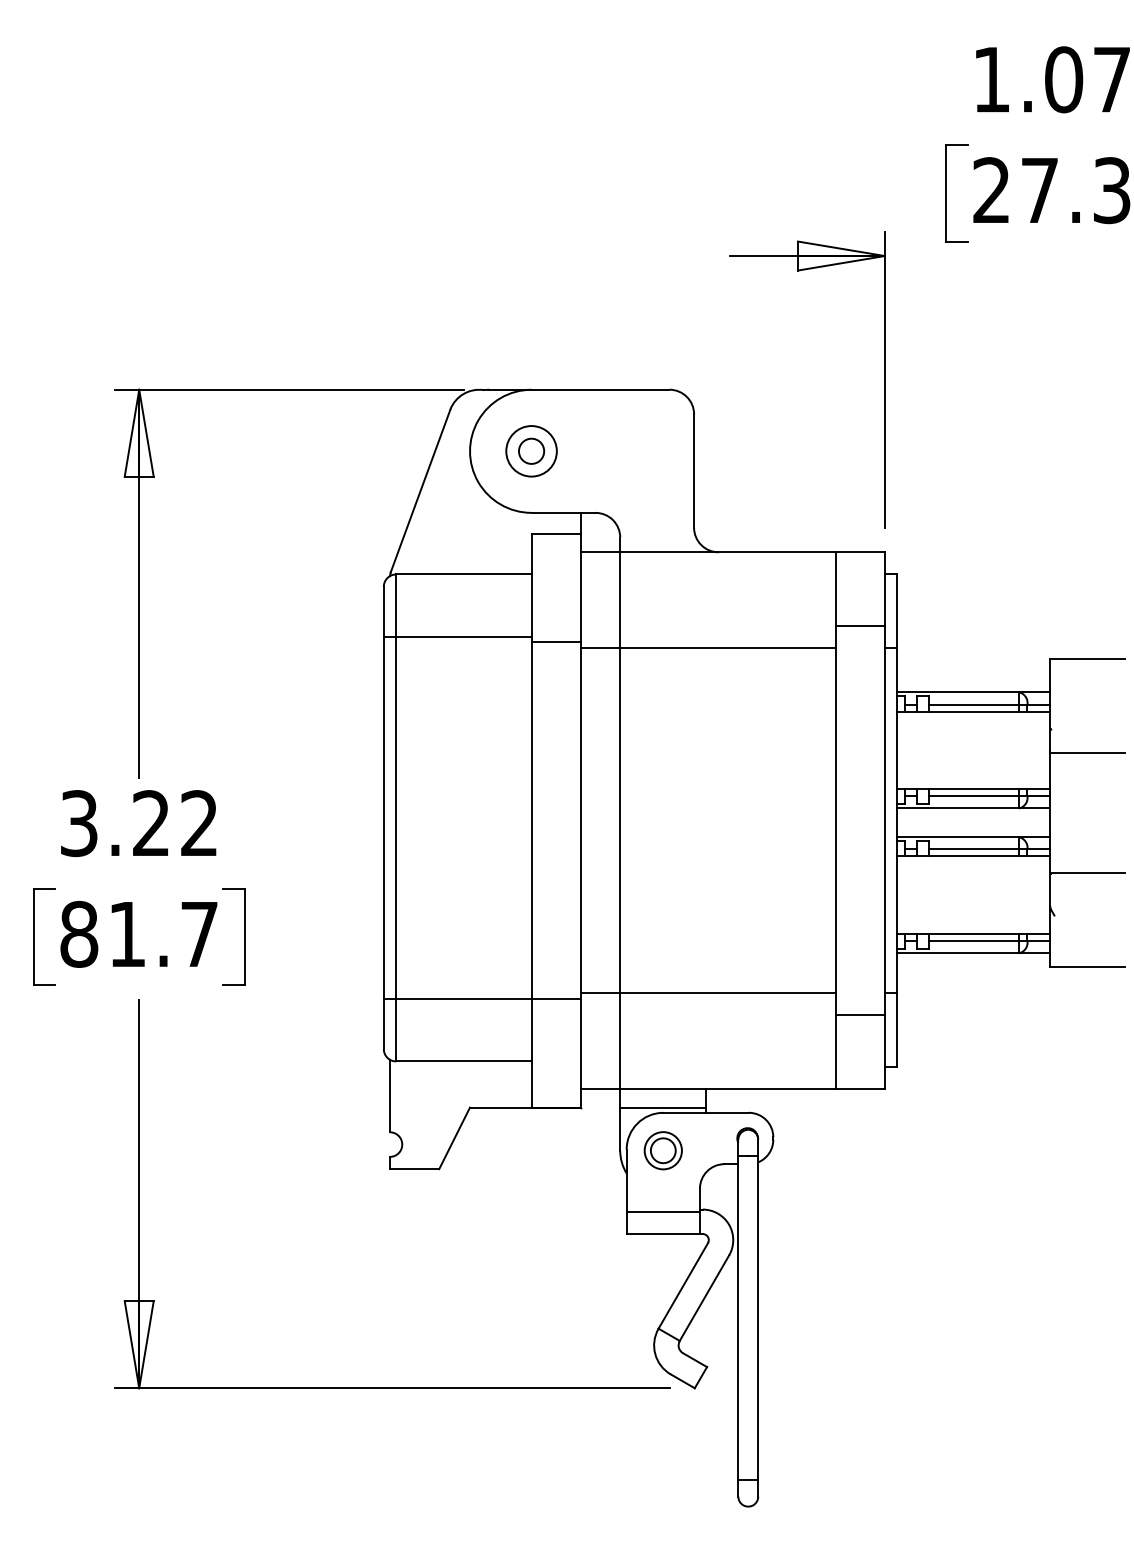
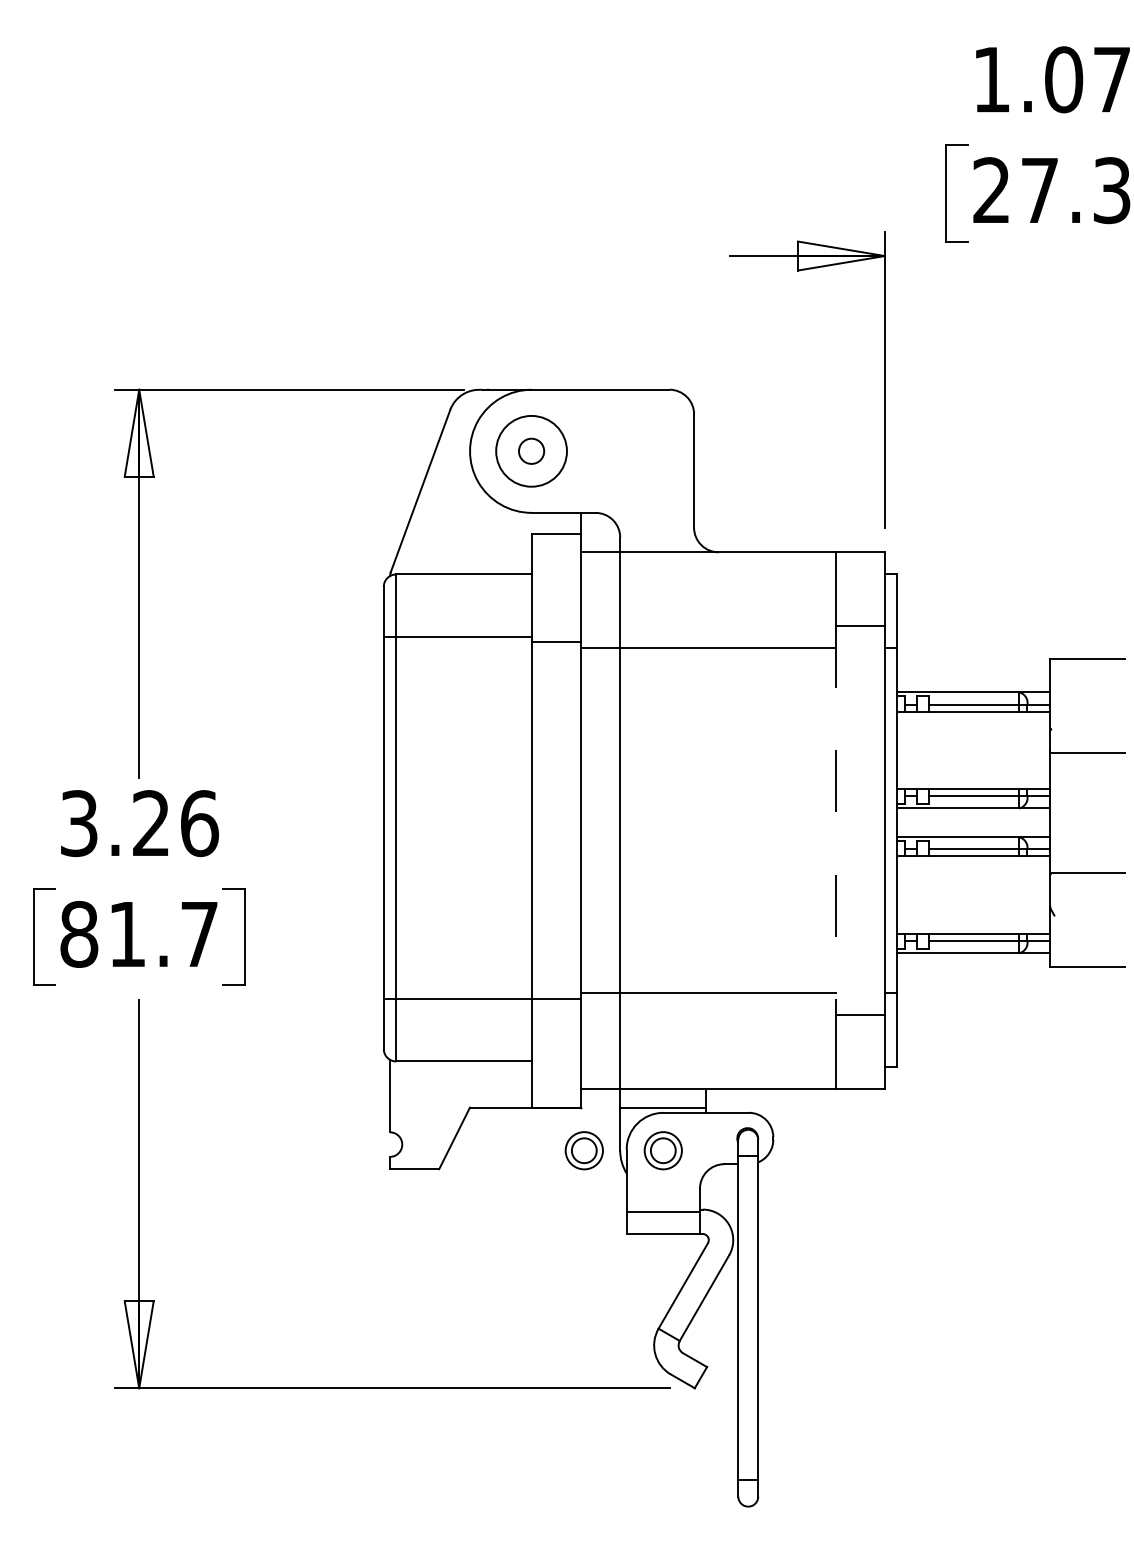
circle diameter: 51 px -> 71 px (531, 450)
line: solid -> dashed (835, 820)
text: 3.22 -> 3.26 (199, 823)
part: none -> present (583, 1150)
